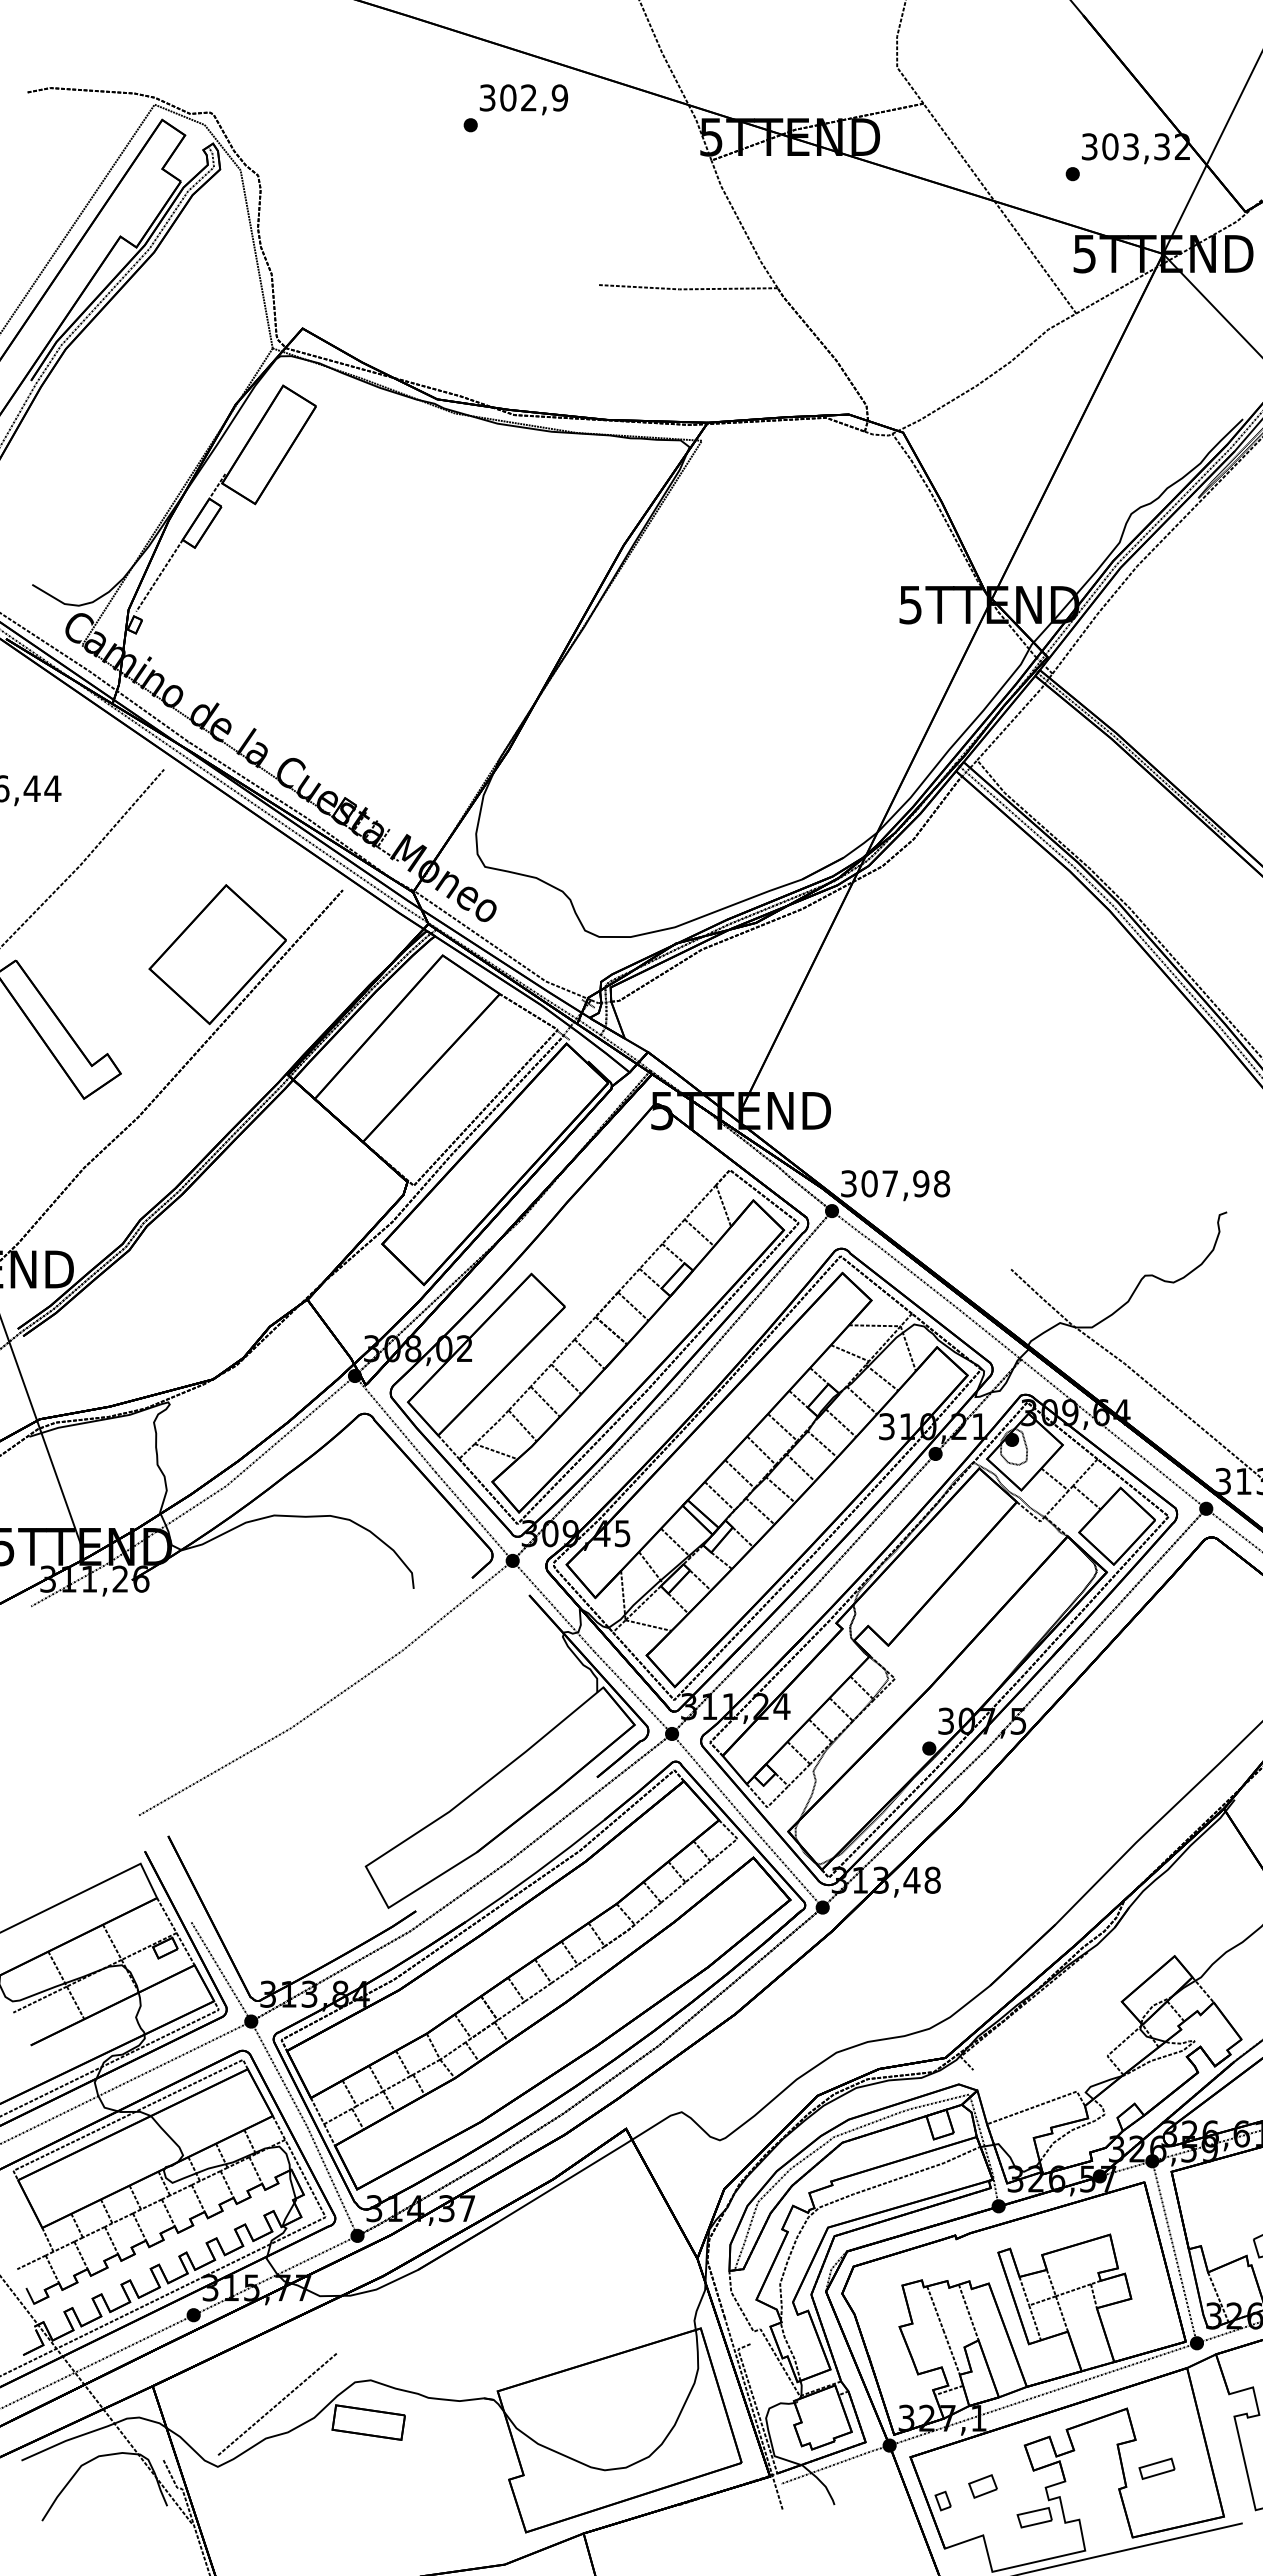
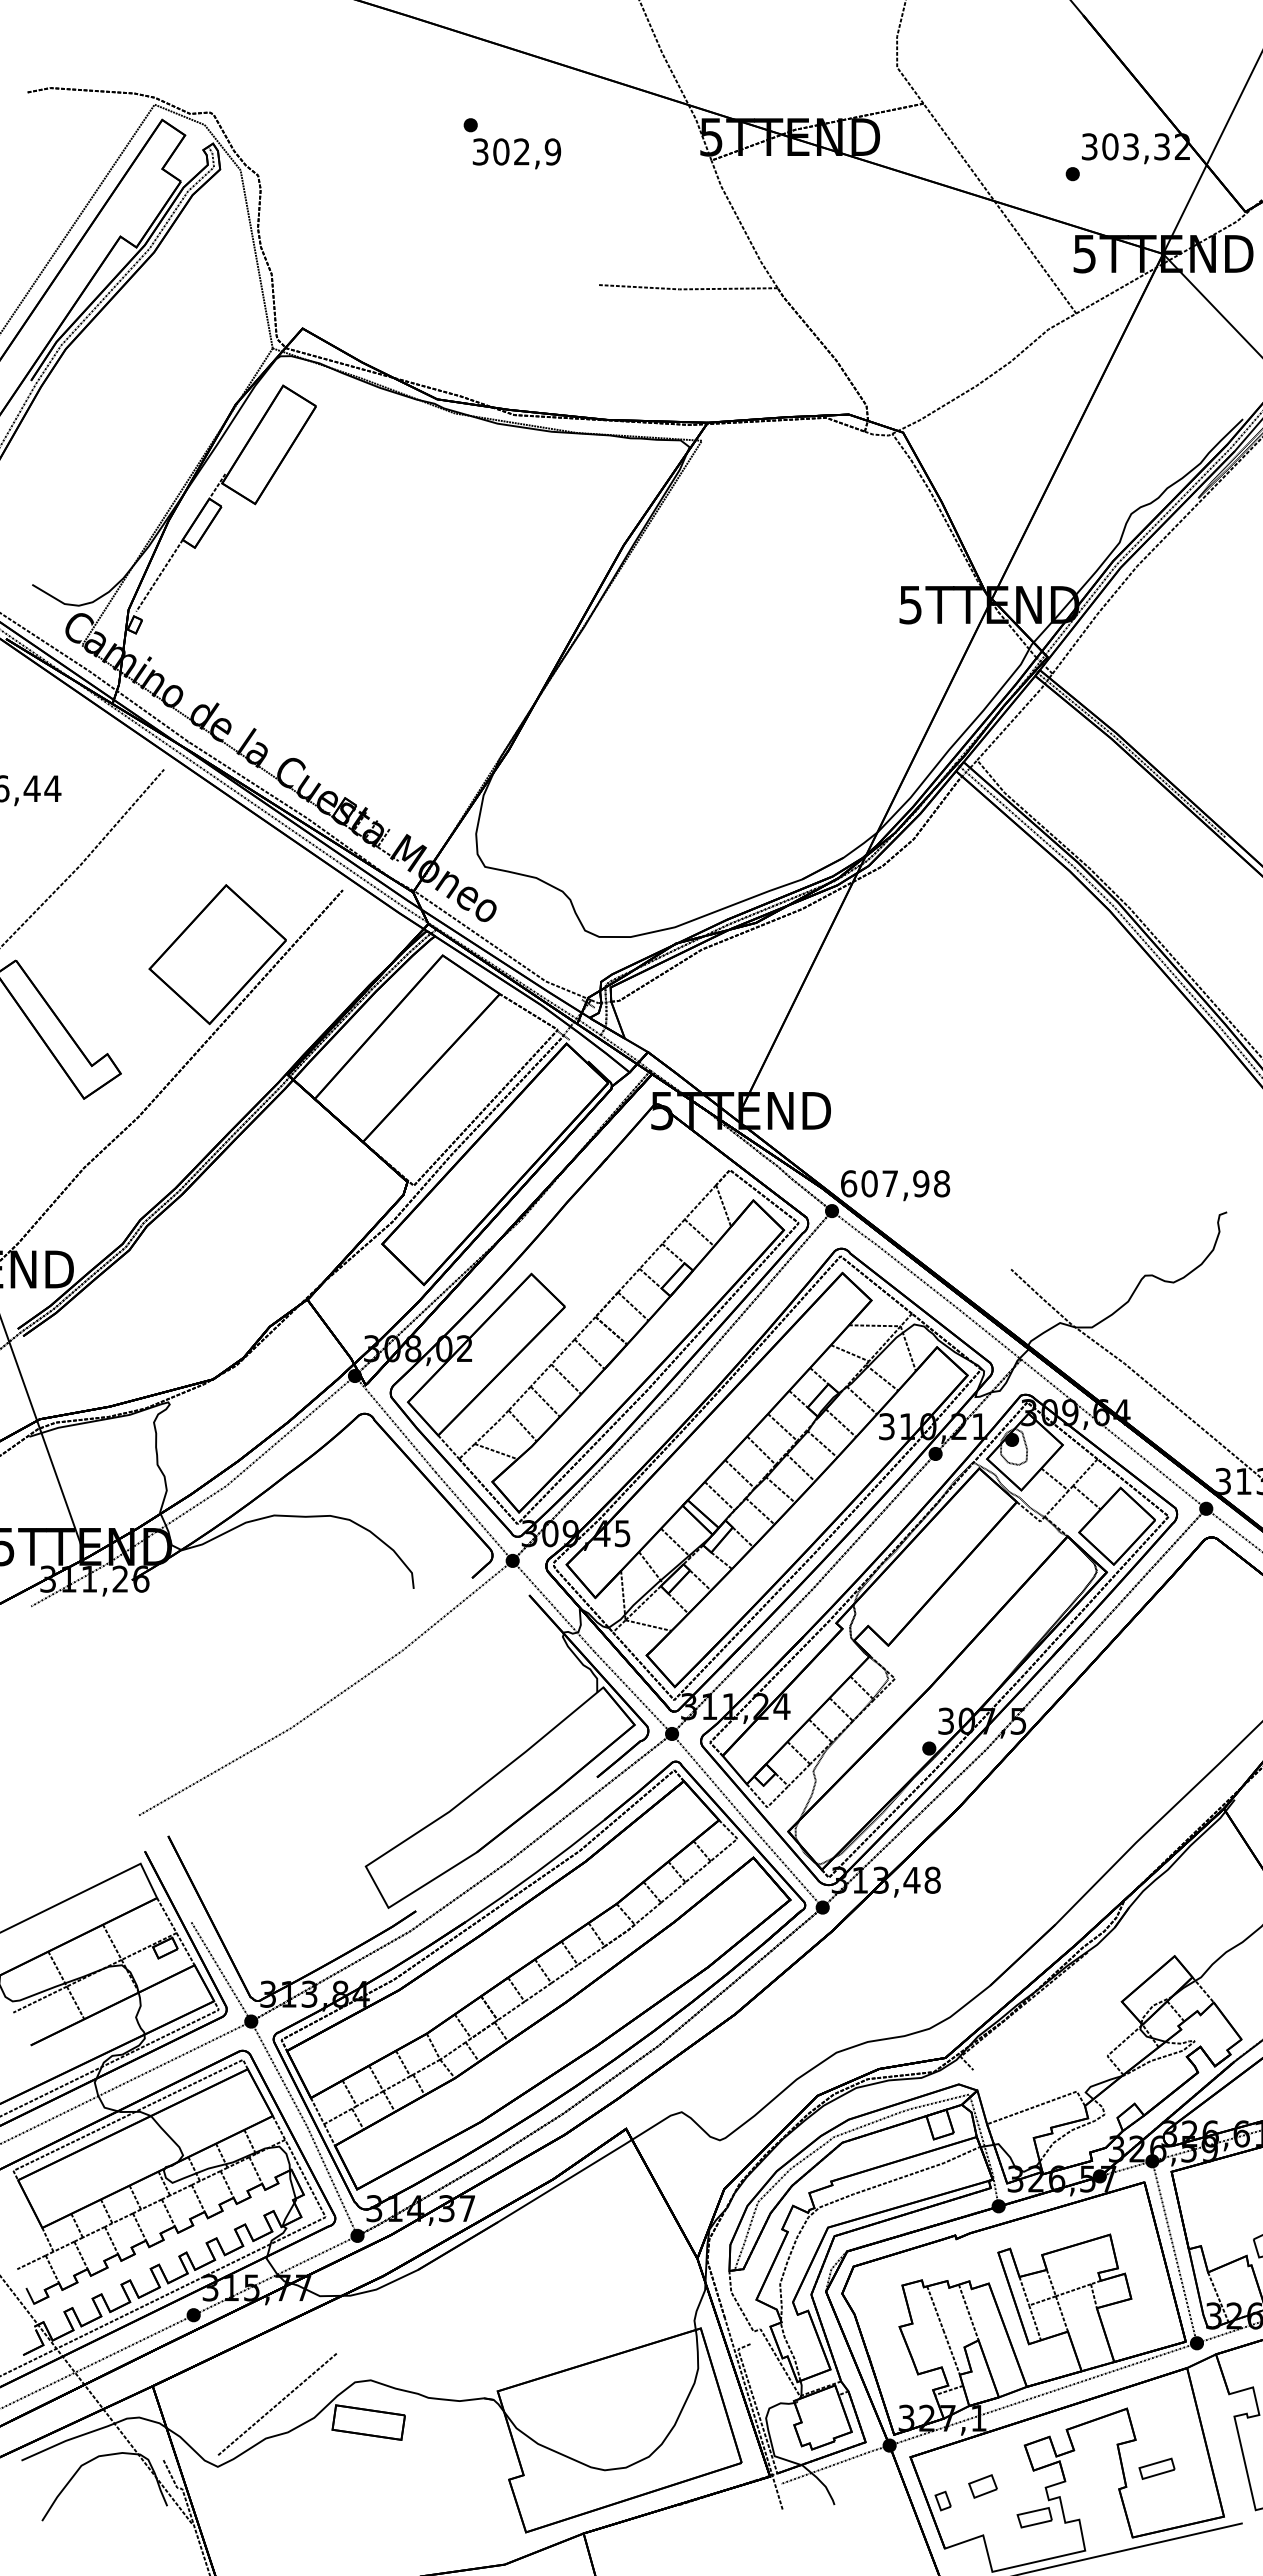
text position: (523, 99) -> (516, 153) (516, 153)
text: 307,98 -> 607,98 (849, 1183)
